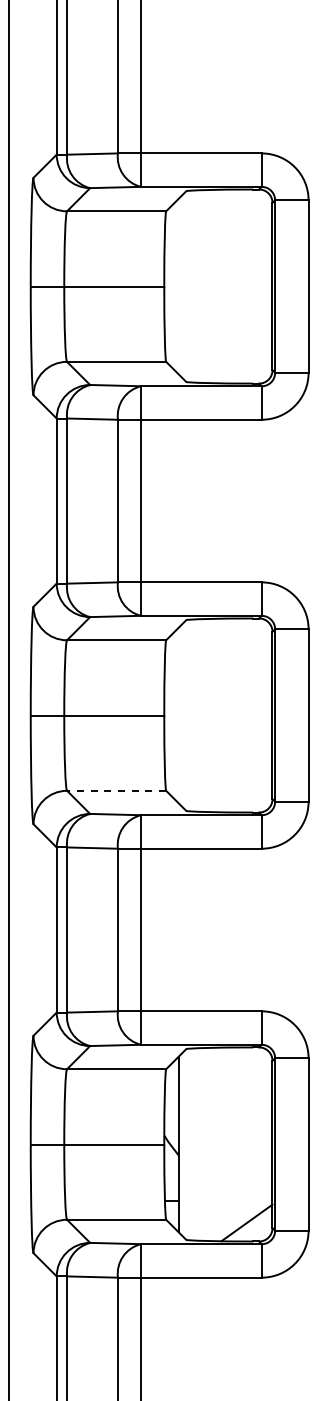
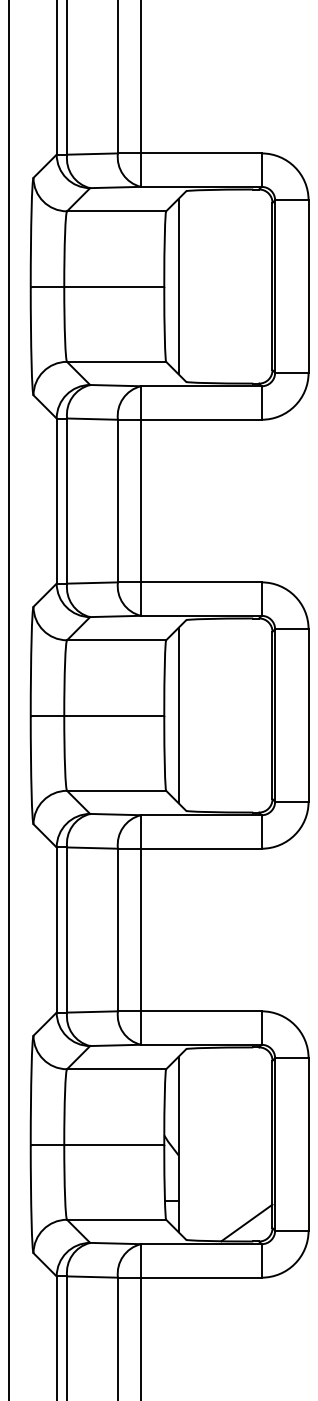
line: none -> present (178, 286)
line: none -> present (178, 715)
line: dashed -> solid (116, 790)
